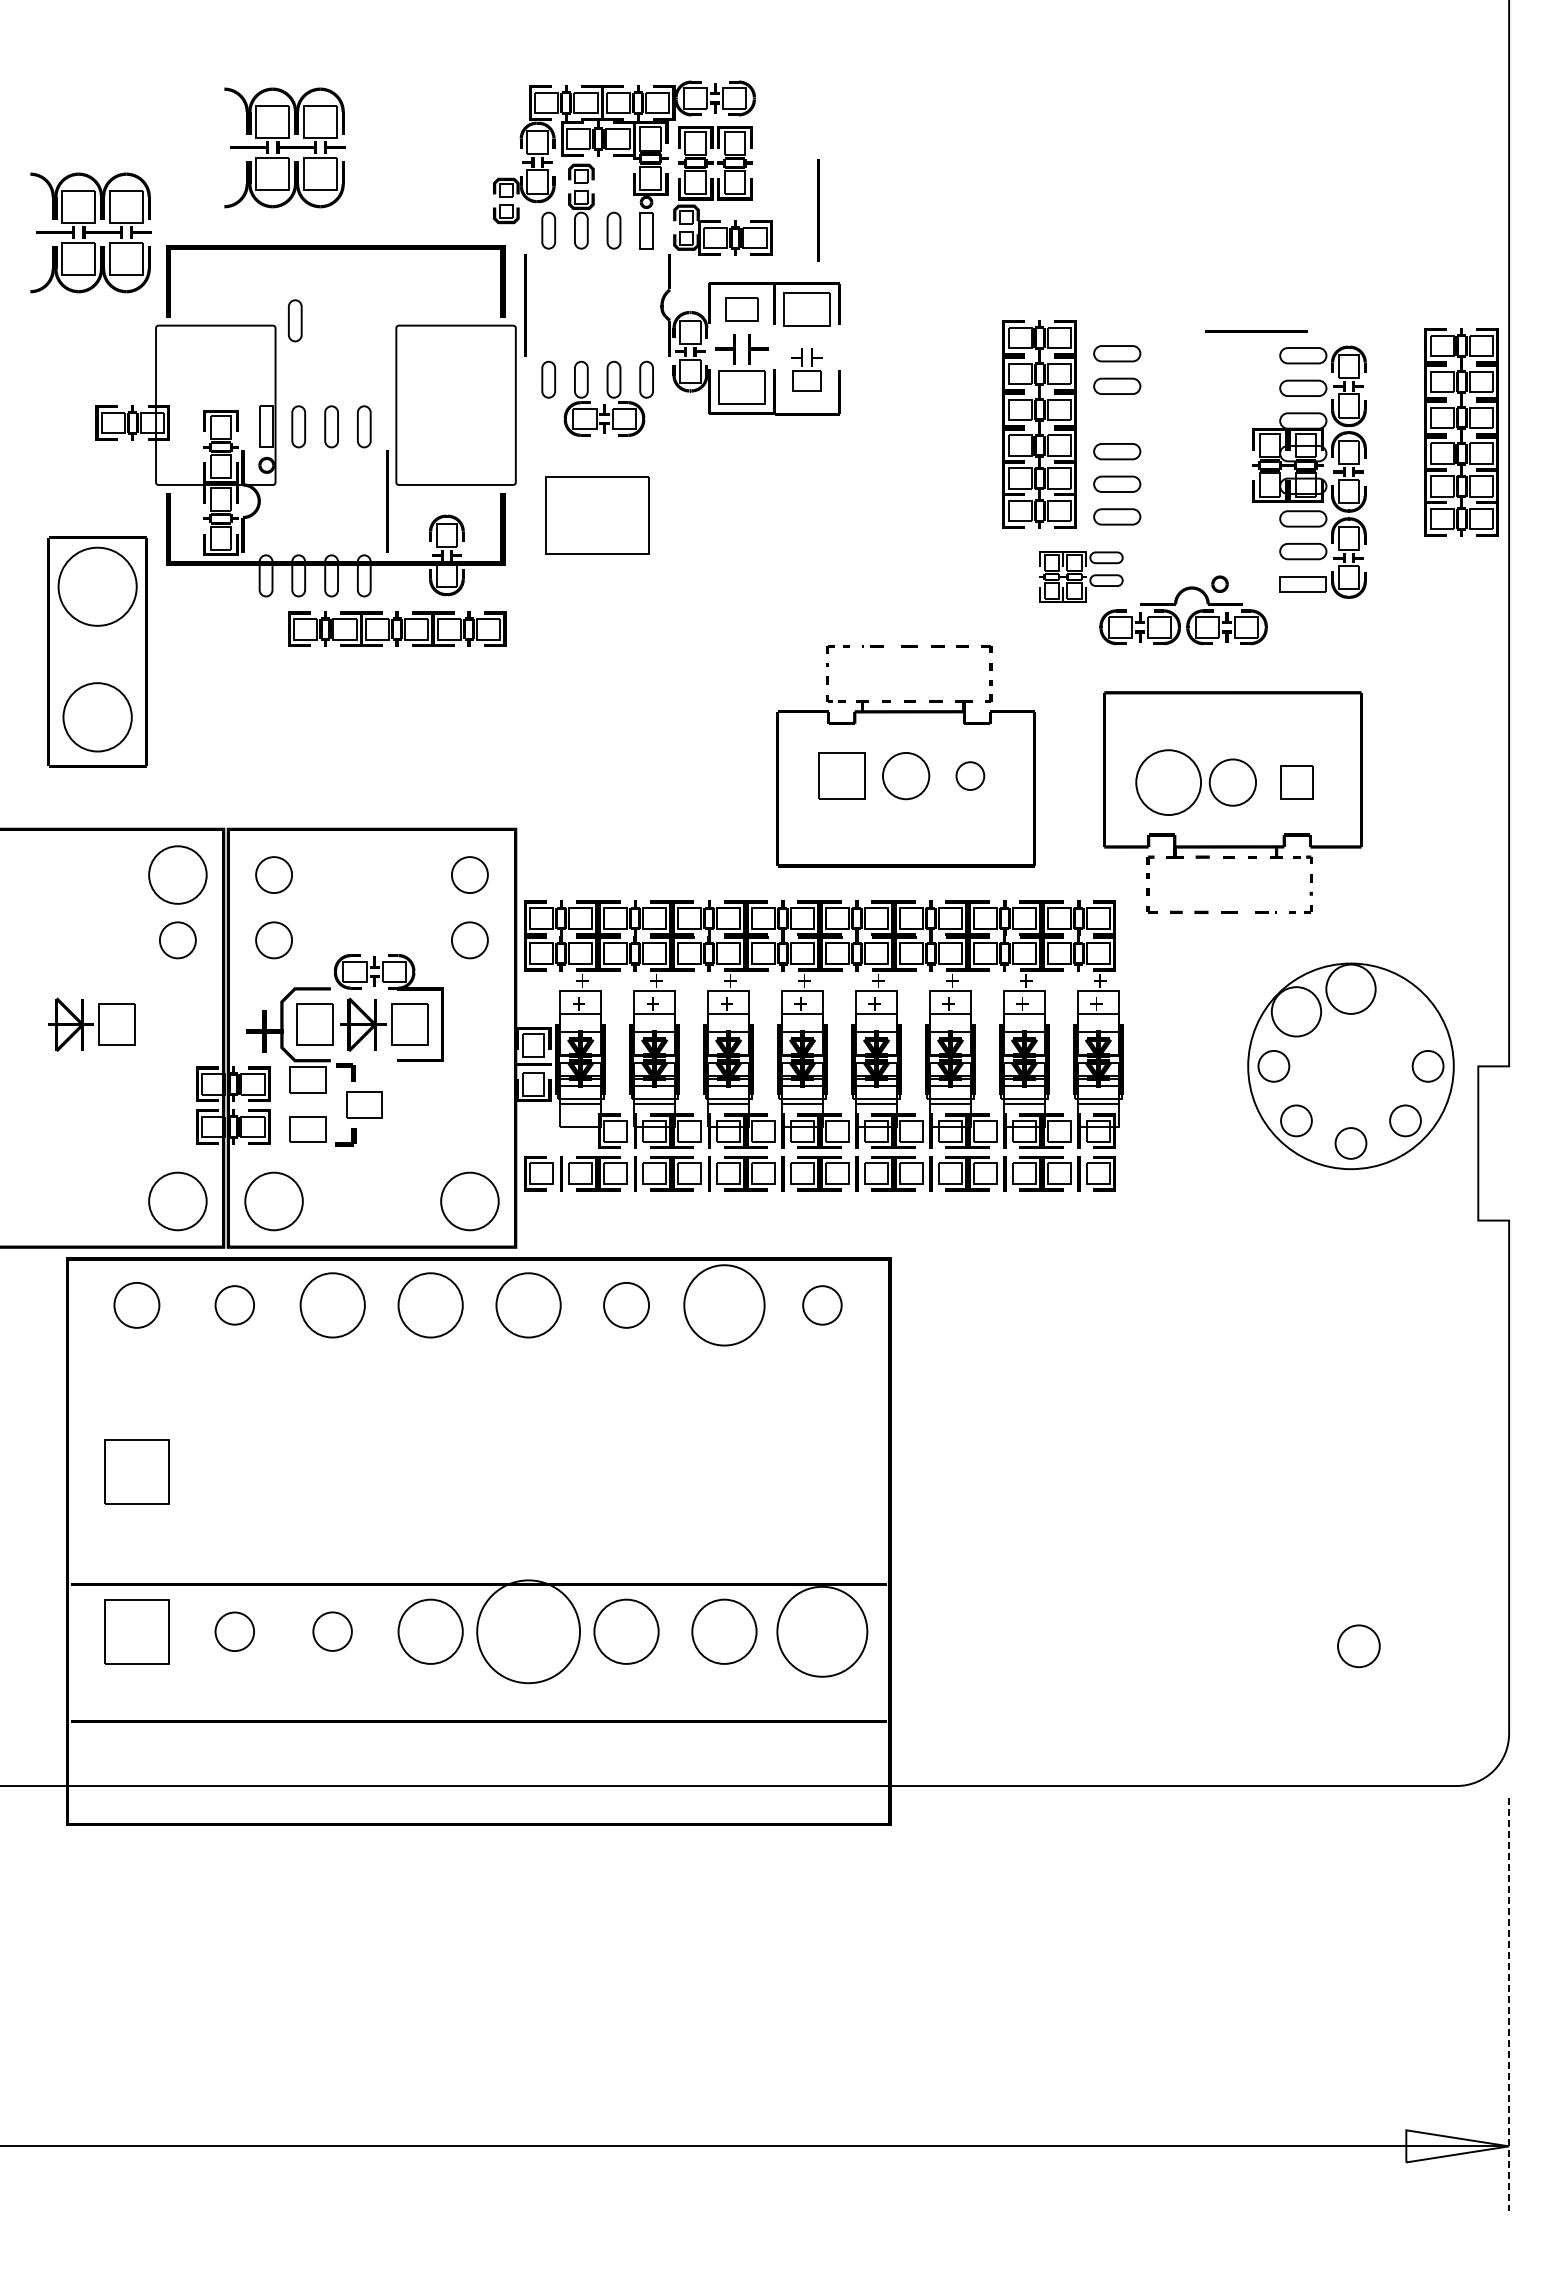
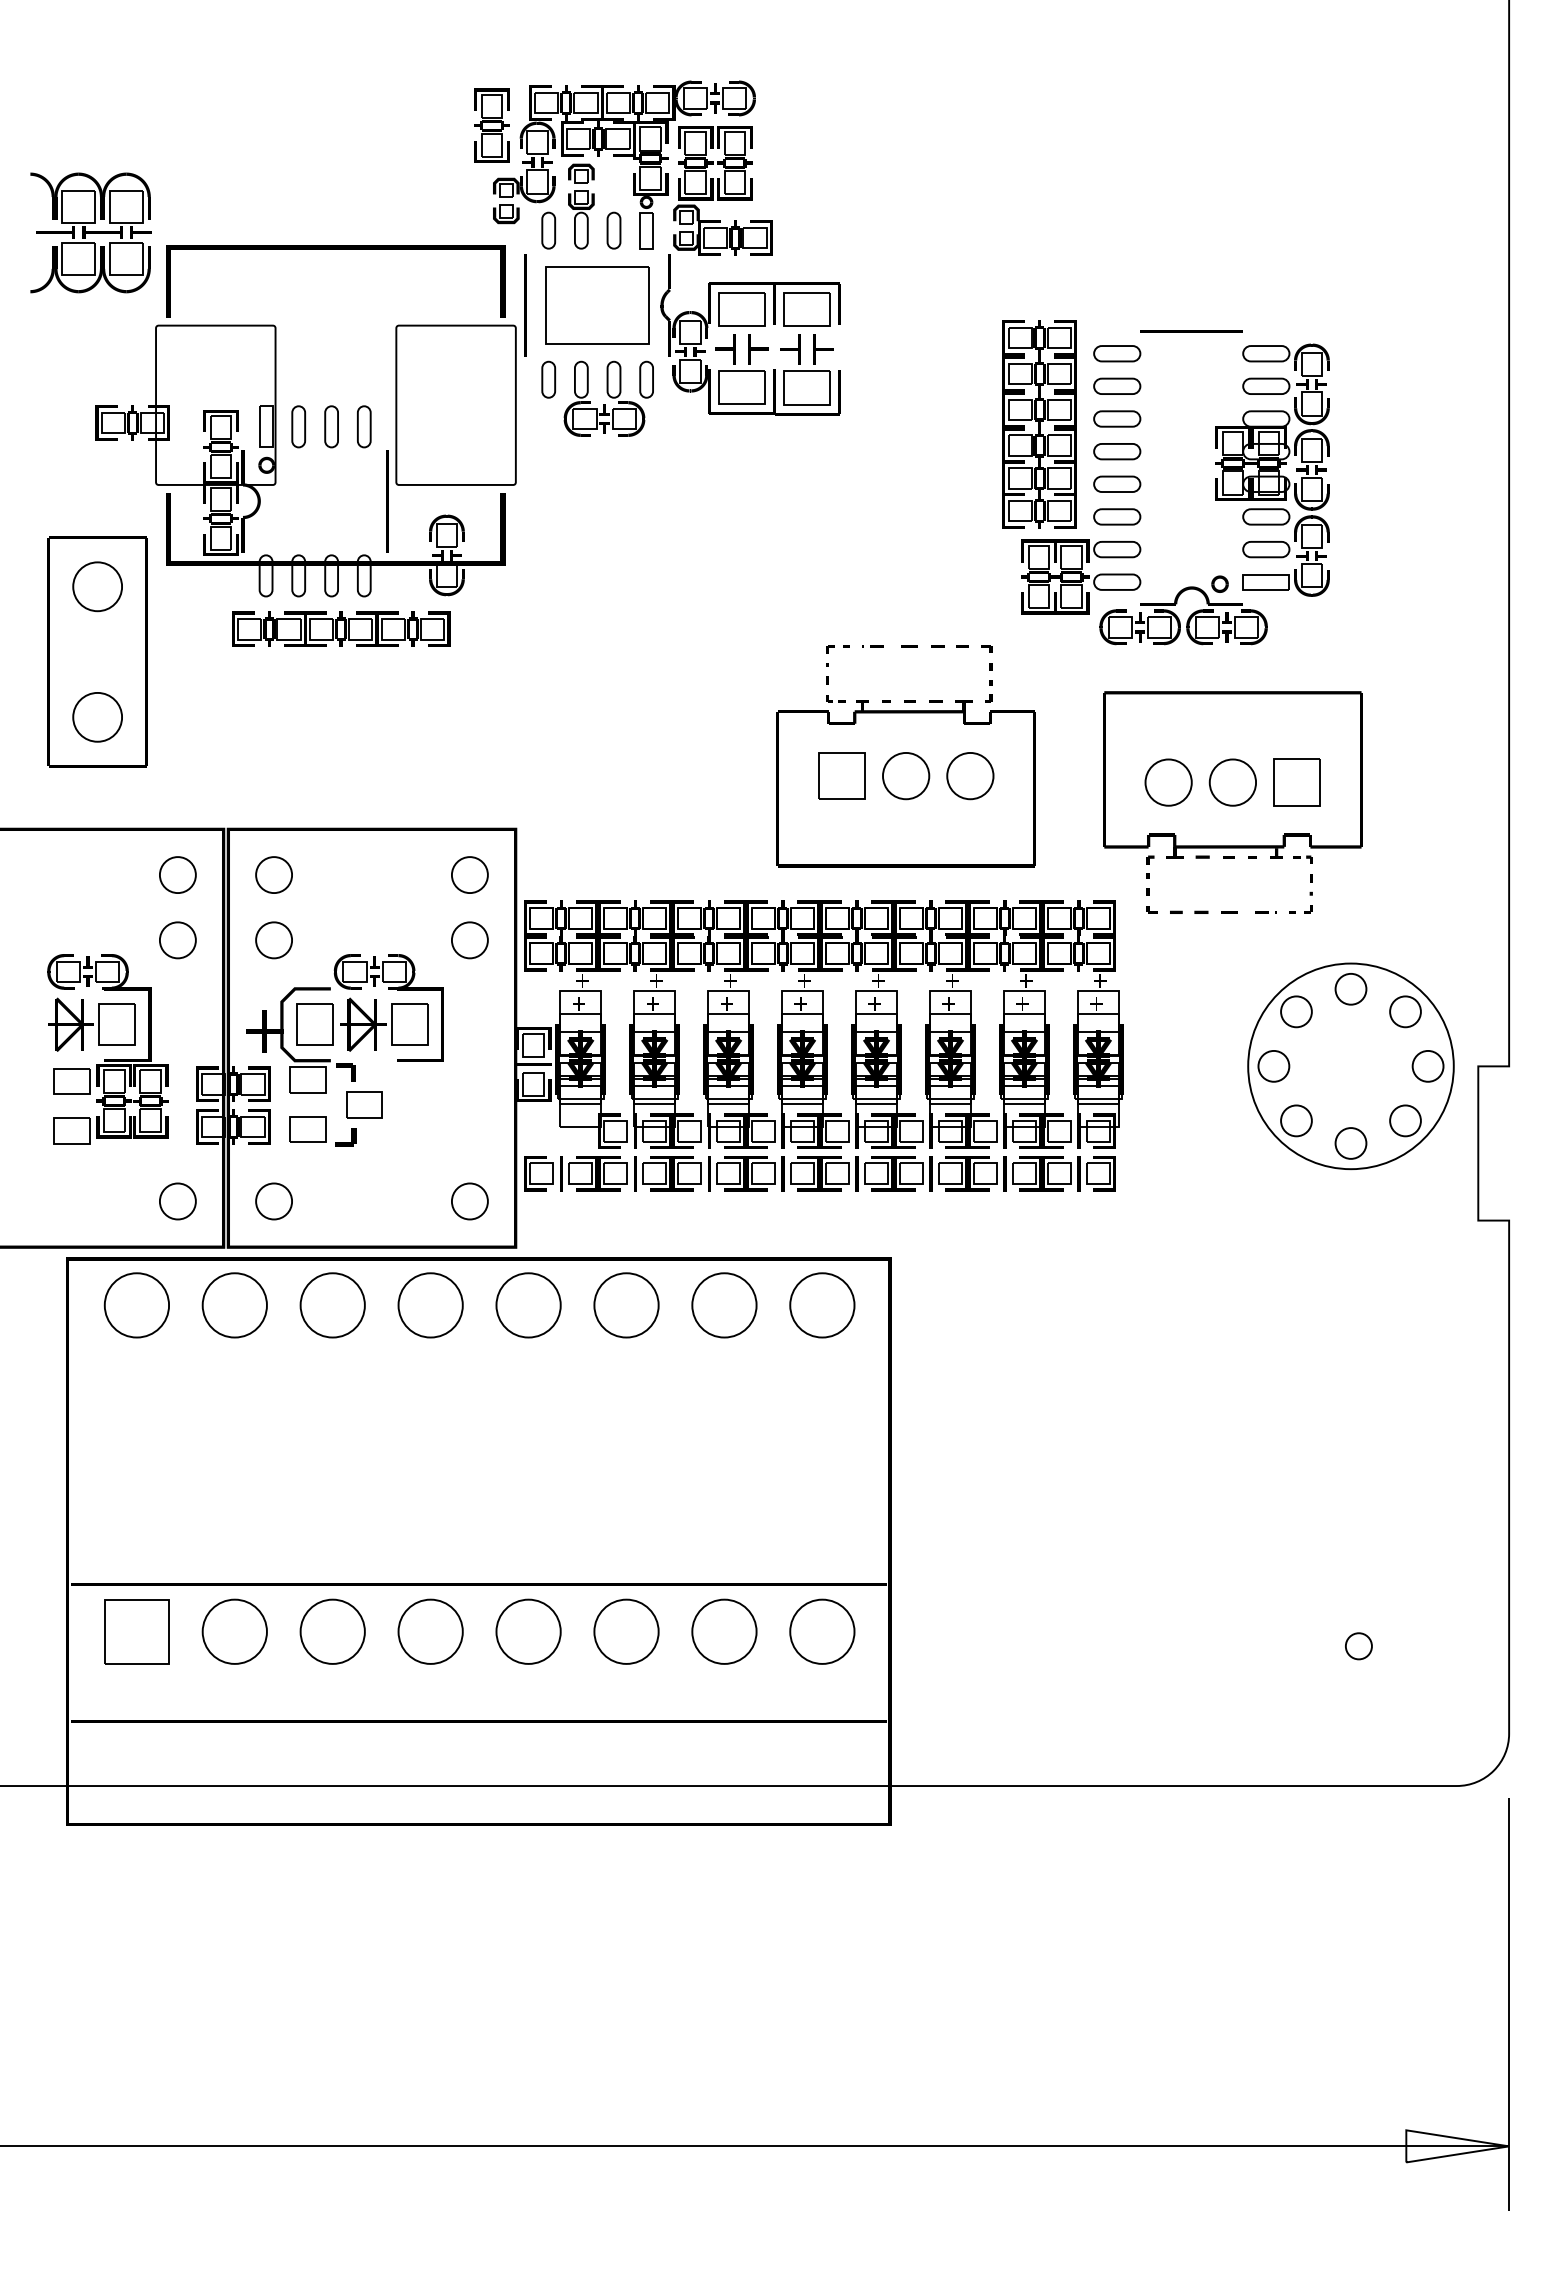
part: none -> present (491, 125)
part: present -> none (284, 147)
line: present -> none (818, 210)
part size: 34x25 px -> 48x35 px (741, 309)
part: present -> none (295, 320)
line position: (1256, 331) -> (1191, 331) (1191, 331)
part size: 32x44 px -> 54x72 px (806, 369)
part: none -> present (1117, 418)
part: present -> none (1461, 432)
part position: (1309, 471) -> (1272, 469) (1272, 469)
part position: (597, 515) -> (597, 305) (597, 305)
part size: 85x52 px -> 121x76 px (1081, 576)
circle diameter: 78 px -> 49 px (97, 586)
part position: (397, 628) -> (341, 628) (341, 628)
circle diameter: 68 px -> 49 px (97, 716)
circle diameter: 28 px -> 46 px (970, 775)
circle diameter: 65 px -> 46 px (1168, 782)
part size: 34x35 px -> 48x49 px (1296, 782)
circle diameter: 58 px -> 36 px (177, 875)
circle diameter: 49 px -> 31 px (1350, 988)
circle diameter: 49 px -> 31 px (1296, 1011)
circle: none -> present (1405, 1011)
part: none -> present (107, 1059)
circle diameter: 58 px -> 36 px (177, 1201)
circle diameter: 58 px -> 36 px (274, 1201)
circle diameter: 58 px -> 36 px (469, 1201)
circle diameter: 45 px -> 64 px (136, 1305)
circle diameter: 45 px -> 64 px (626, 1305)
circle diameter: 39 px -> 64 px (234, 1305)
circle diameter: 80 px -> 64 px (724, 1305)
circle size: 41x41 px -> 67x67 px (822, 1305)
part: present -> none (136, 1471)
circle diameter: 39 px -> 64 px (234, 1631)
circle size: 41x41 px -> 67x67 px (332, 1631)
circle diameter: 103 px -> 64 px (528, 1631)
circle diameter: 90 px -> 64 px (822, 1631)
circle diameter: 42 px -> 26 px (1358, 1646)
line: dashed -> solid (1509, 2004)
